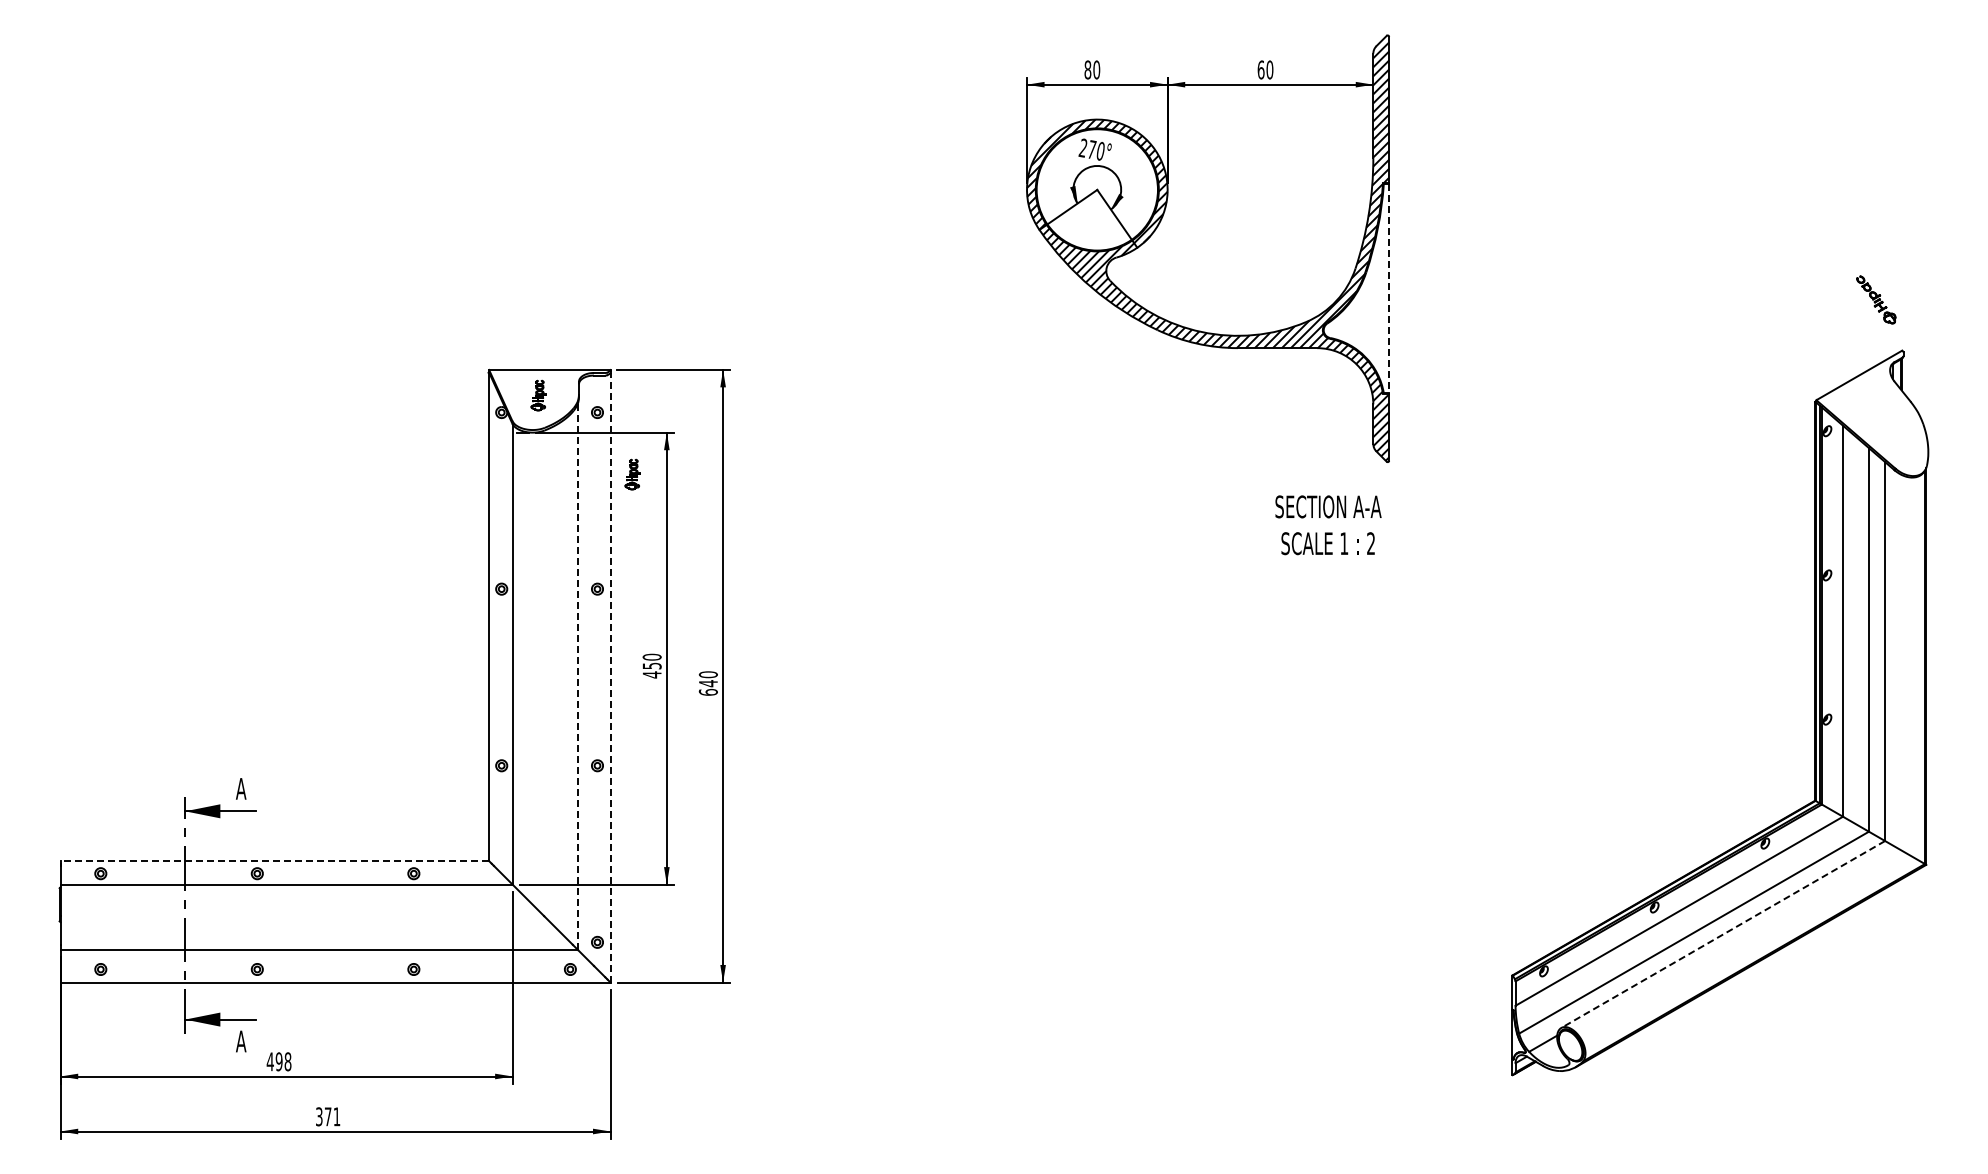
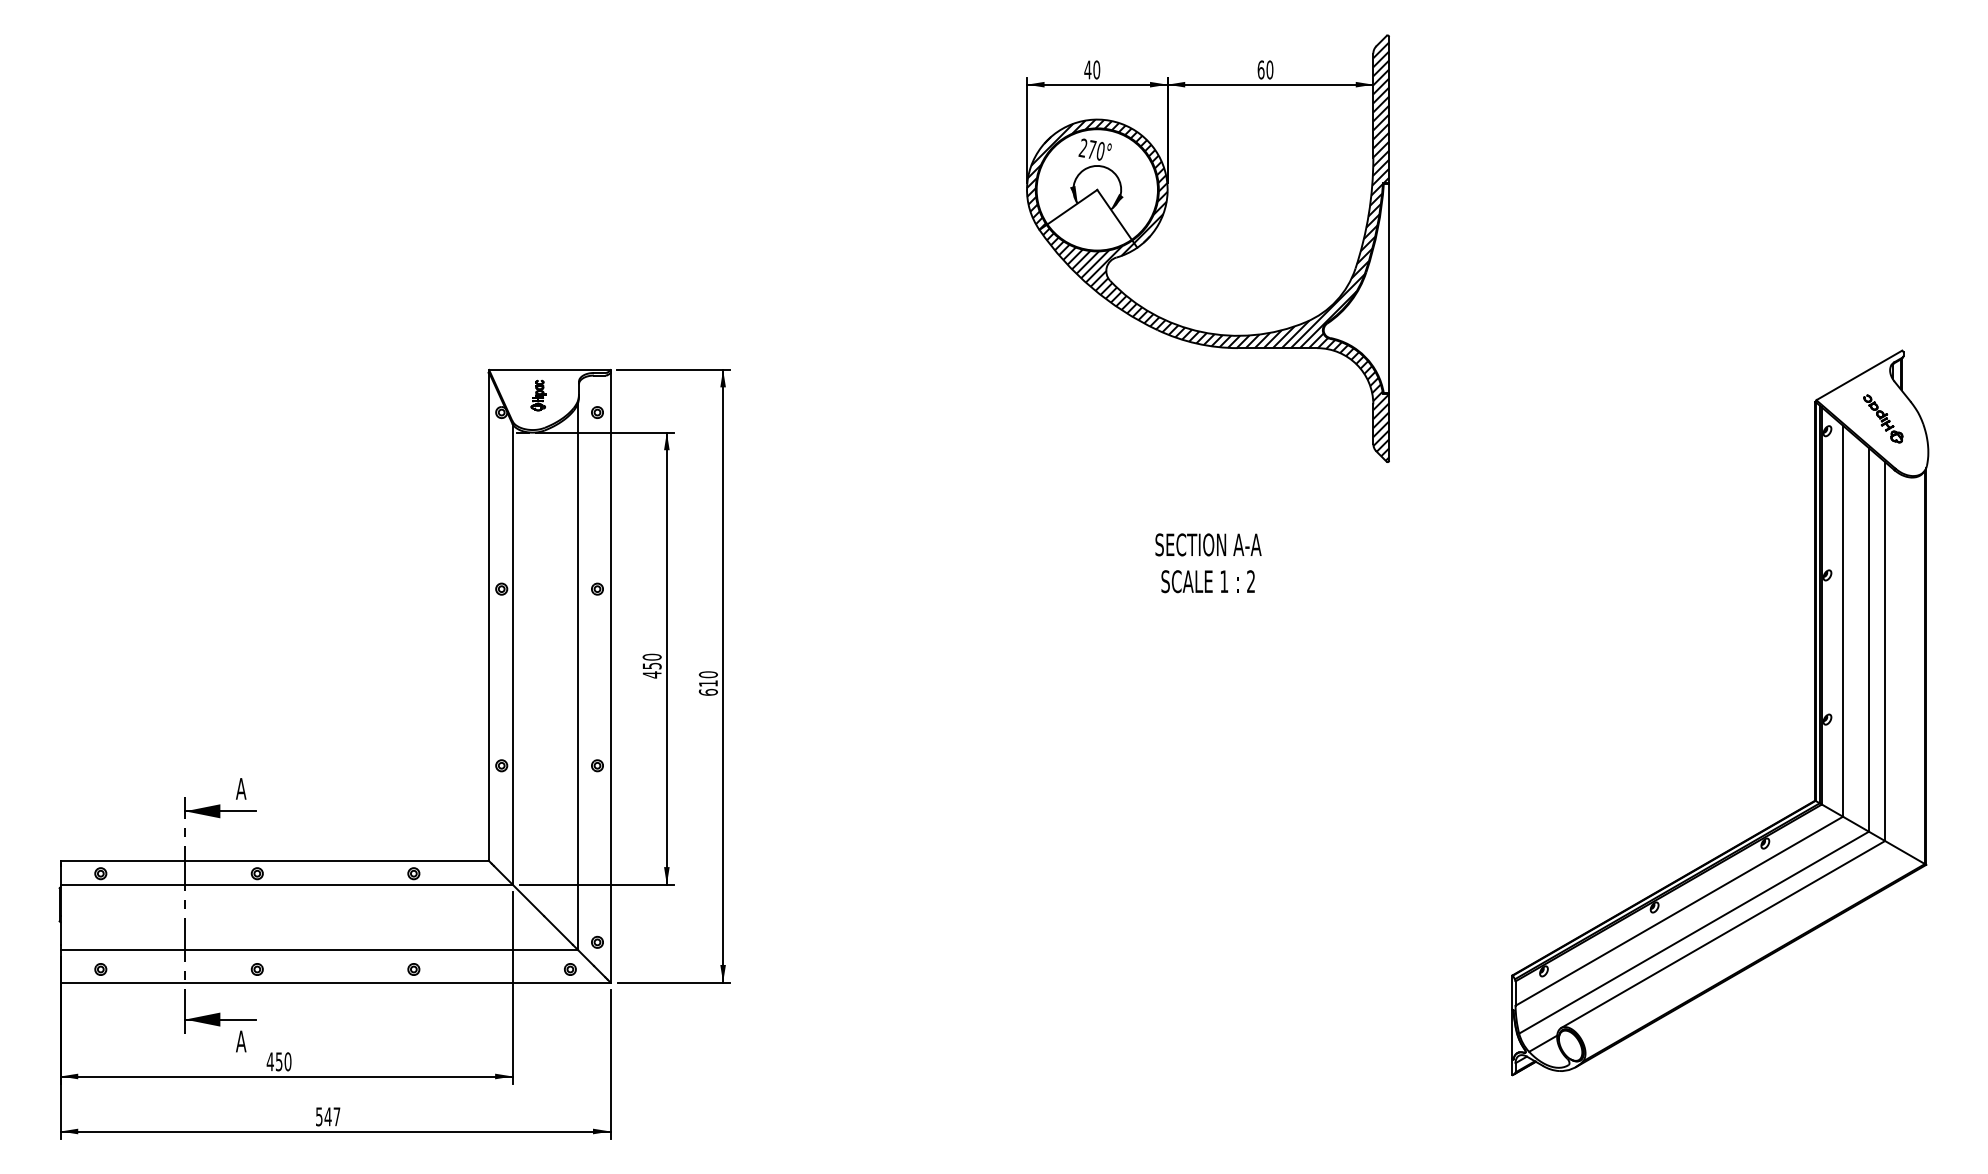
text: 80 -> 40 (1087, 69)
line: dashed -> solid (1389, 288)
part position: (1876, 299) -> (1883, 418) (1883, 418)
part: present -> none (632, 474)
text position: (1328, 525) -> (1208, 563) (1208, 563)
line: dashed -> solid (577, 676)
line: dashed -> solid (610, 677)
text: 640 -> 610 (708, 683)
line: dashed -> solid (274, 860)
line: dashed -> solid (1723, 934)
text: 498 -> 450 (283, 1061)
text: 371 -> 547 (328, 1116)
